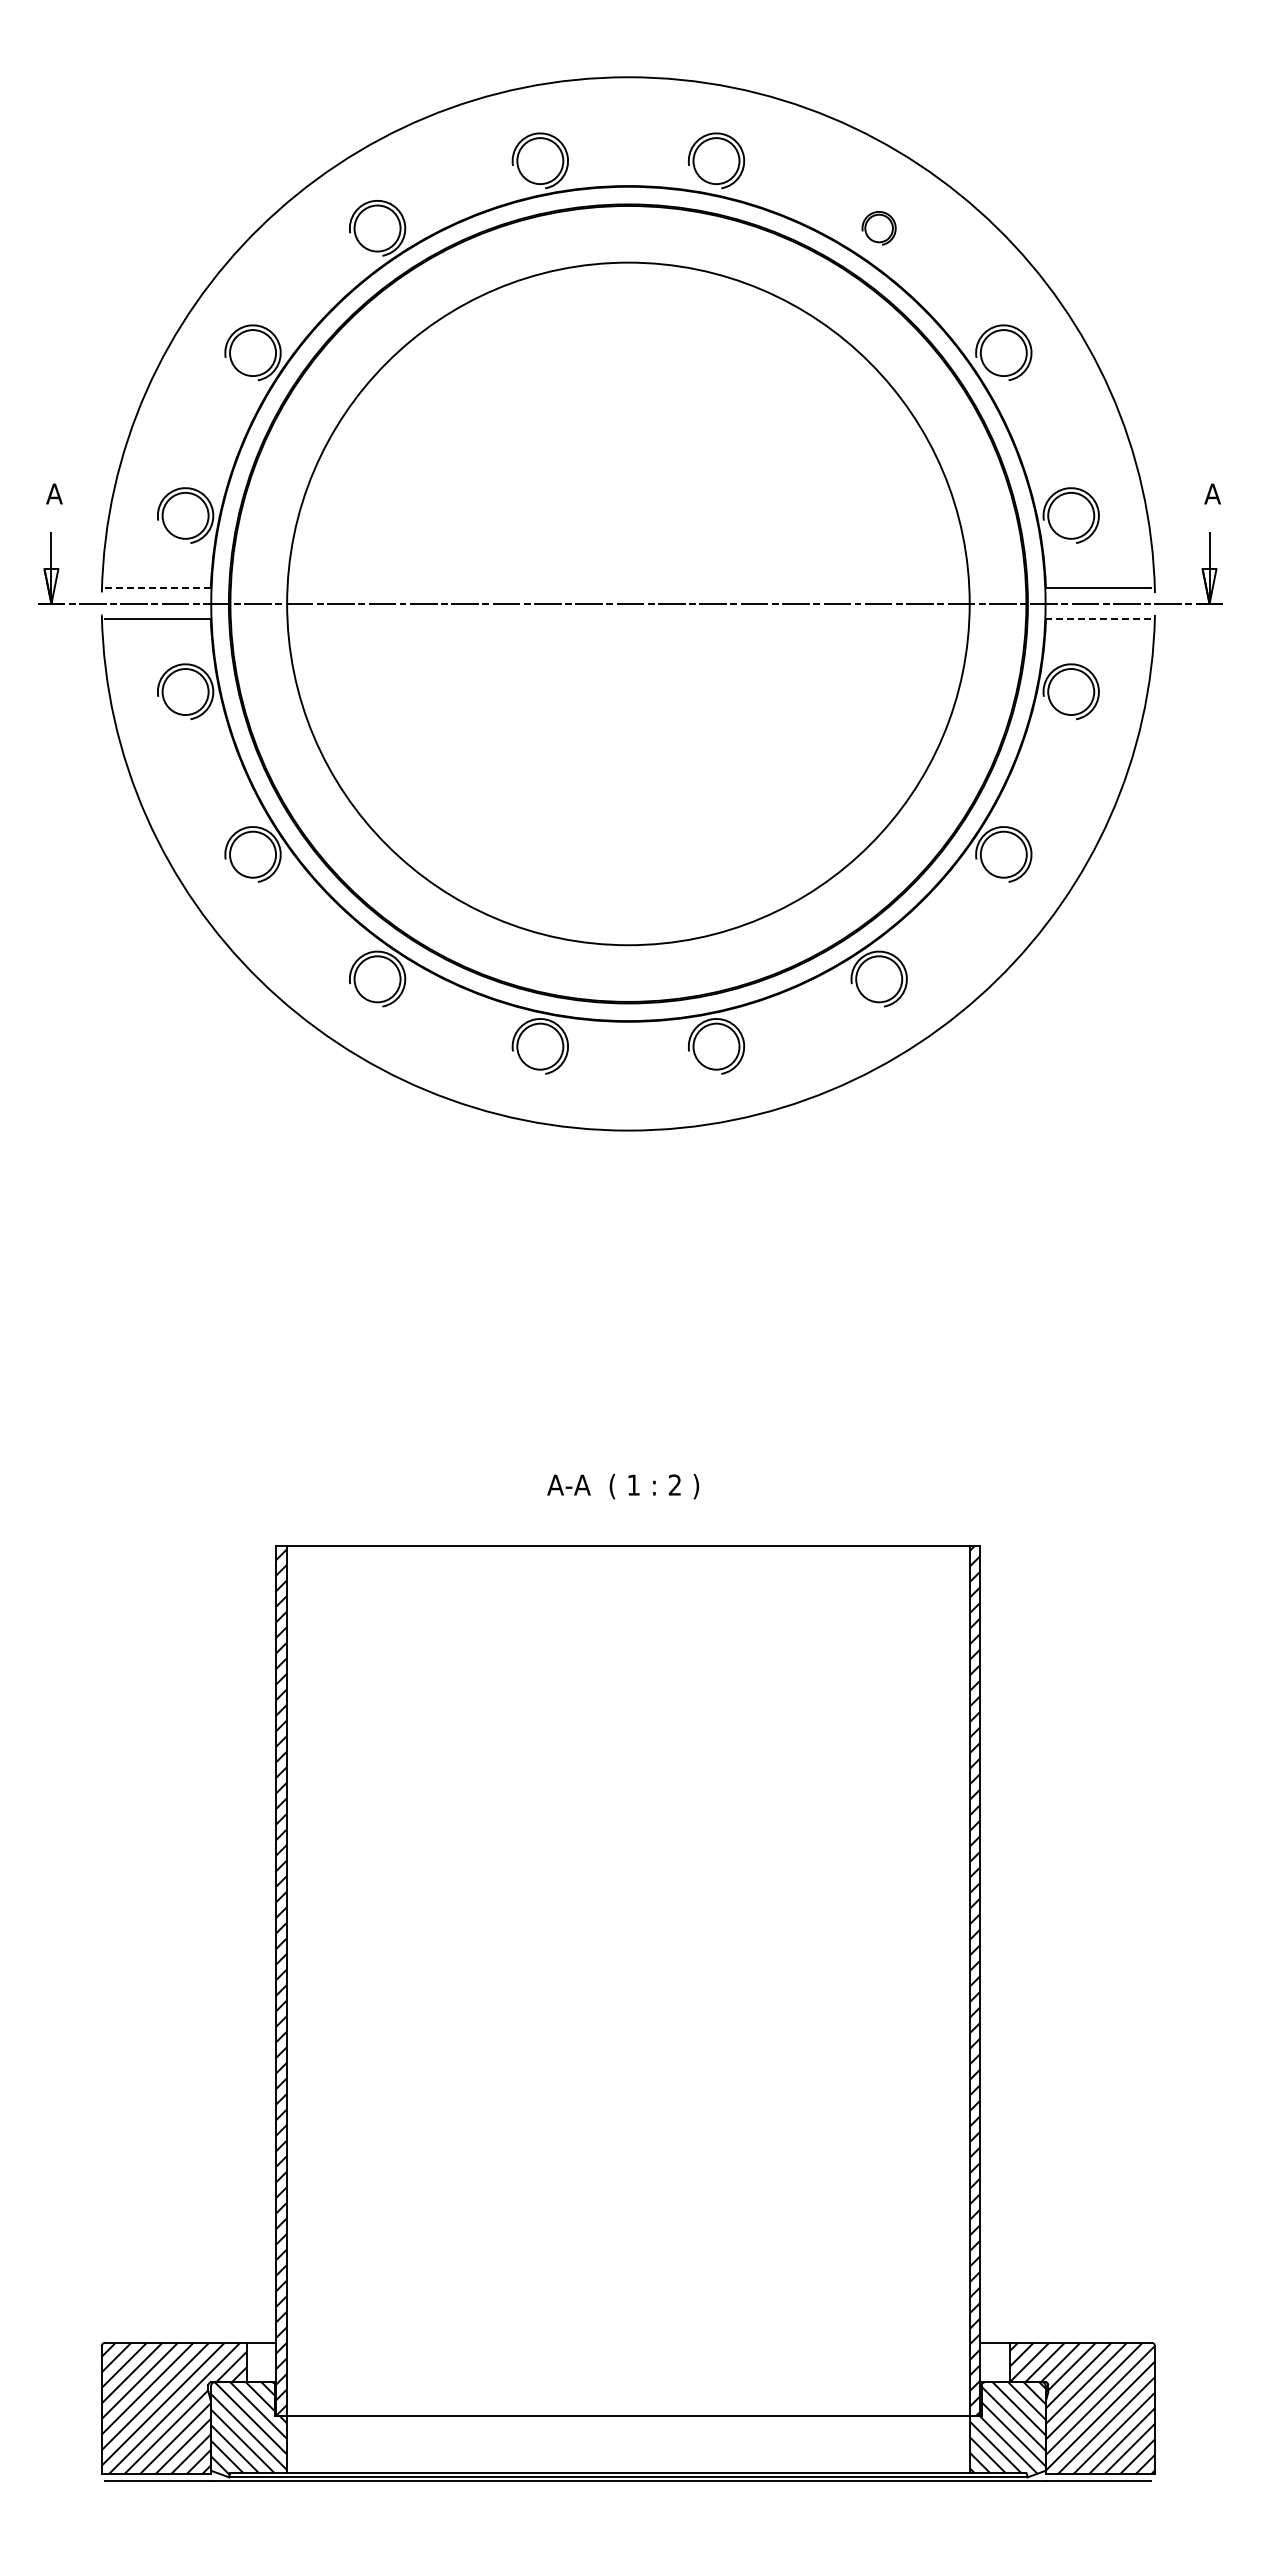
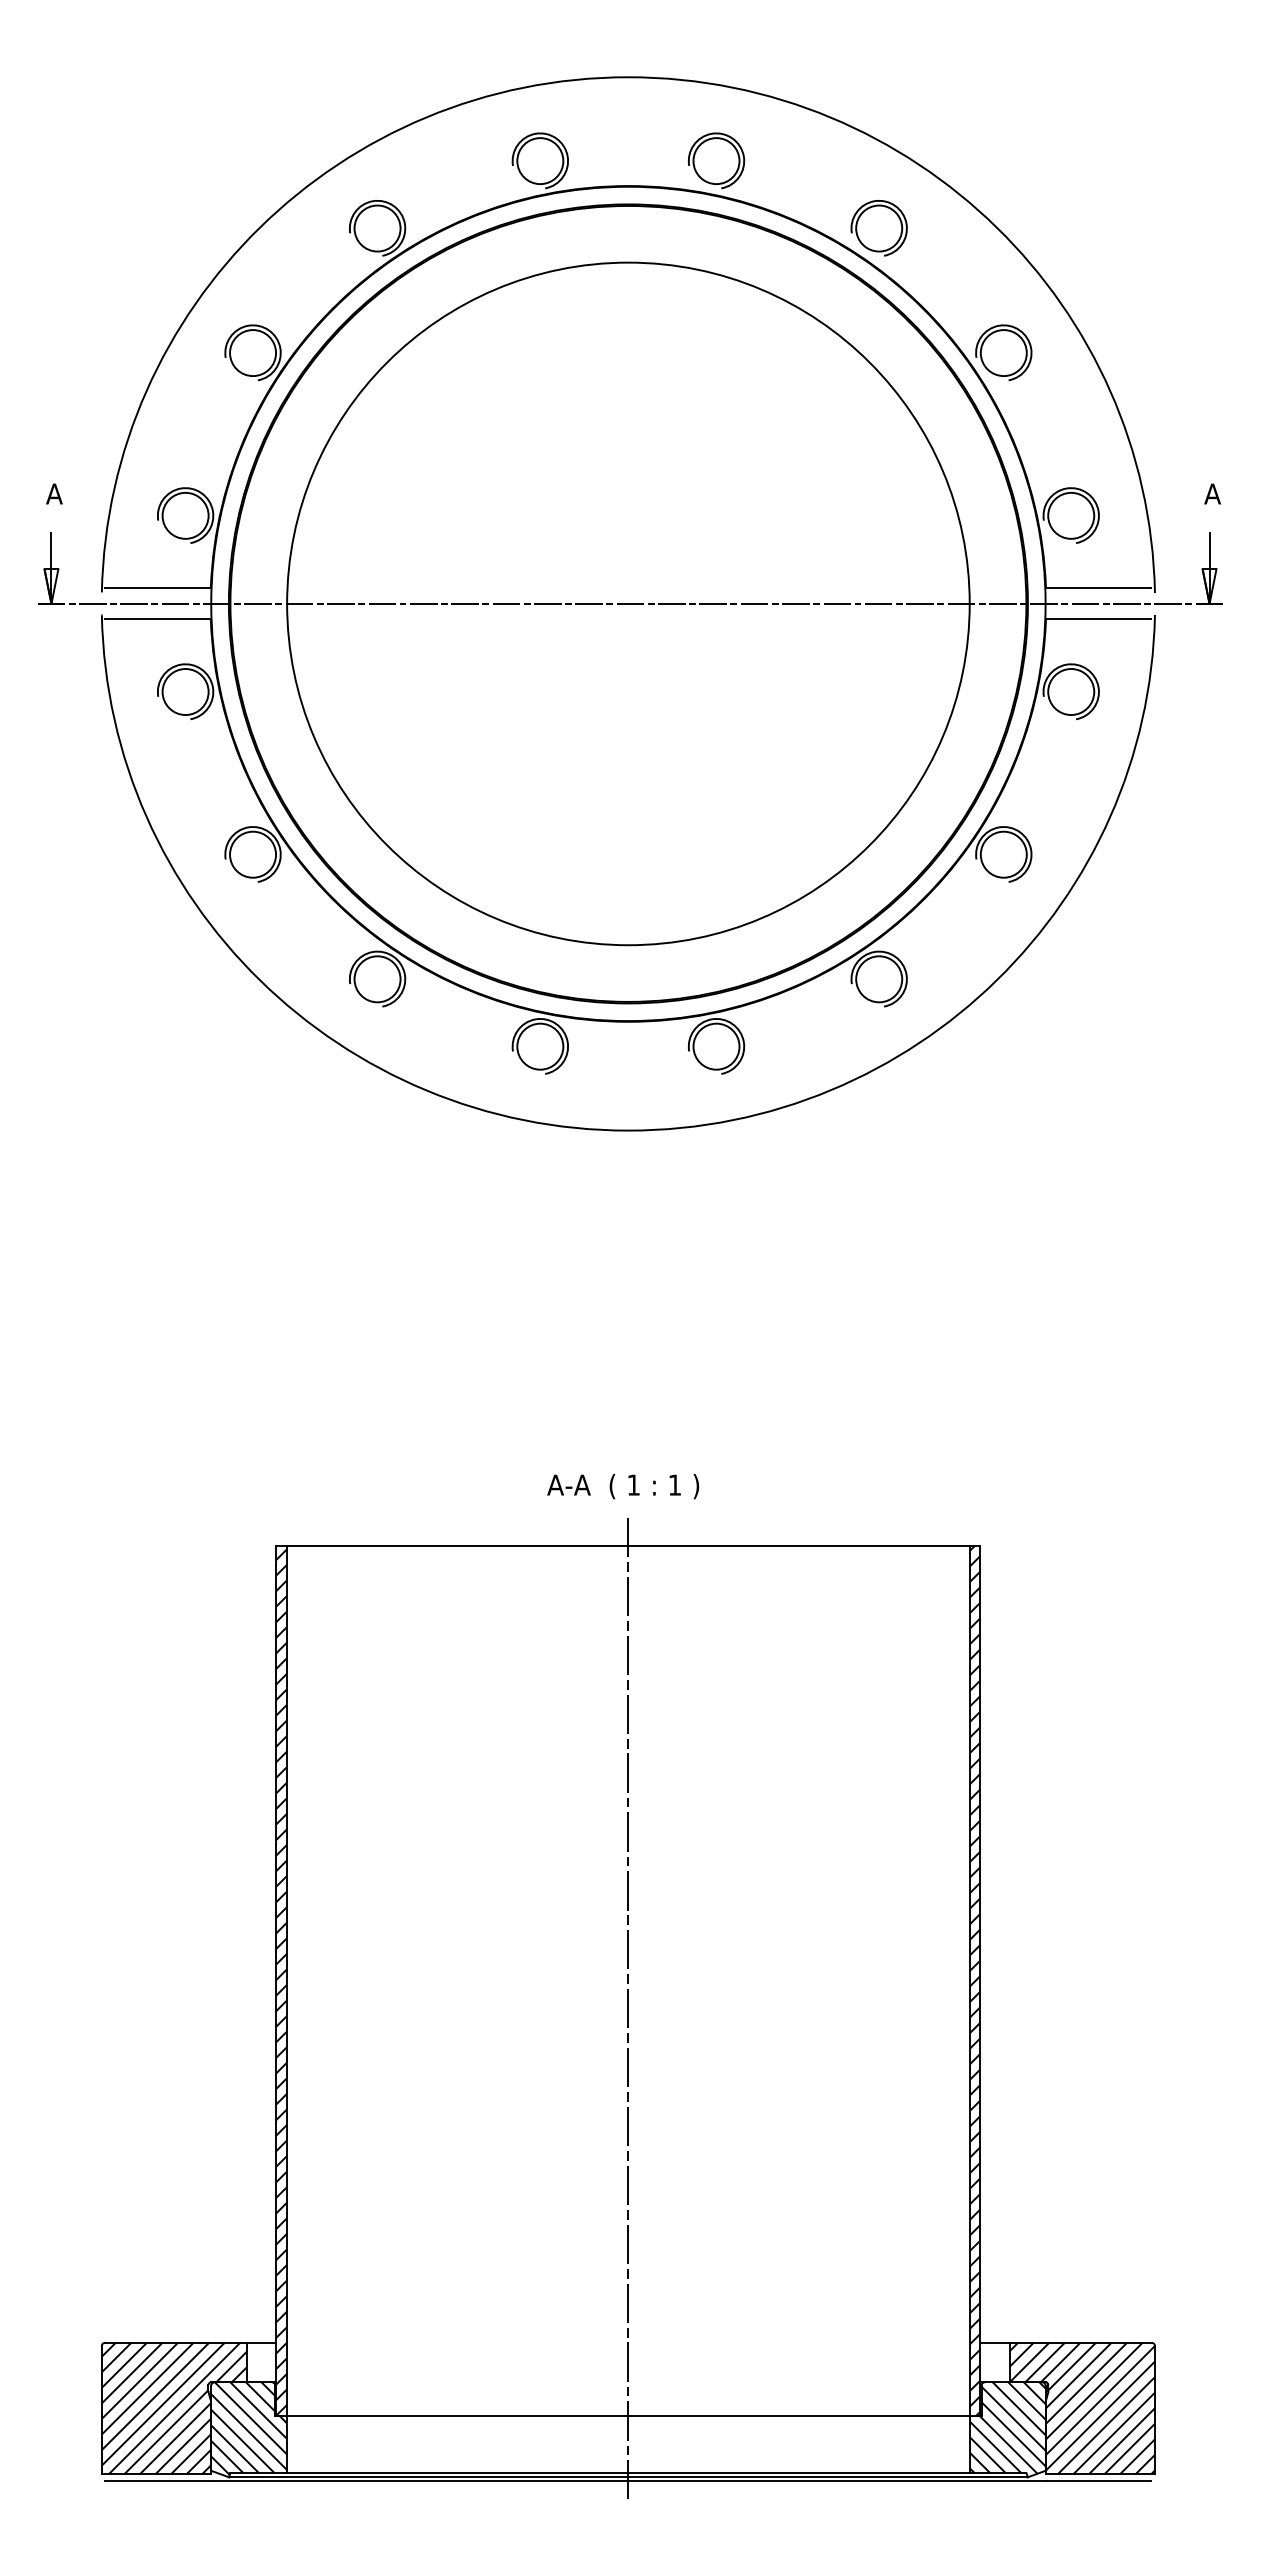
part size: 36x35 px -> 58x57 px (878, 228)
line: dashed -> solid (158, 588)
line: dashed -> solid (1098, 619)
text: 2 -> 1 (674, 1484)
line: none -> present (628, 2007)
